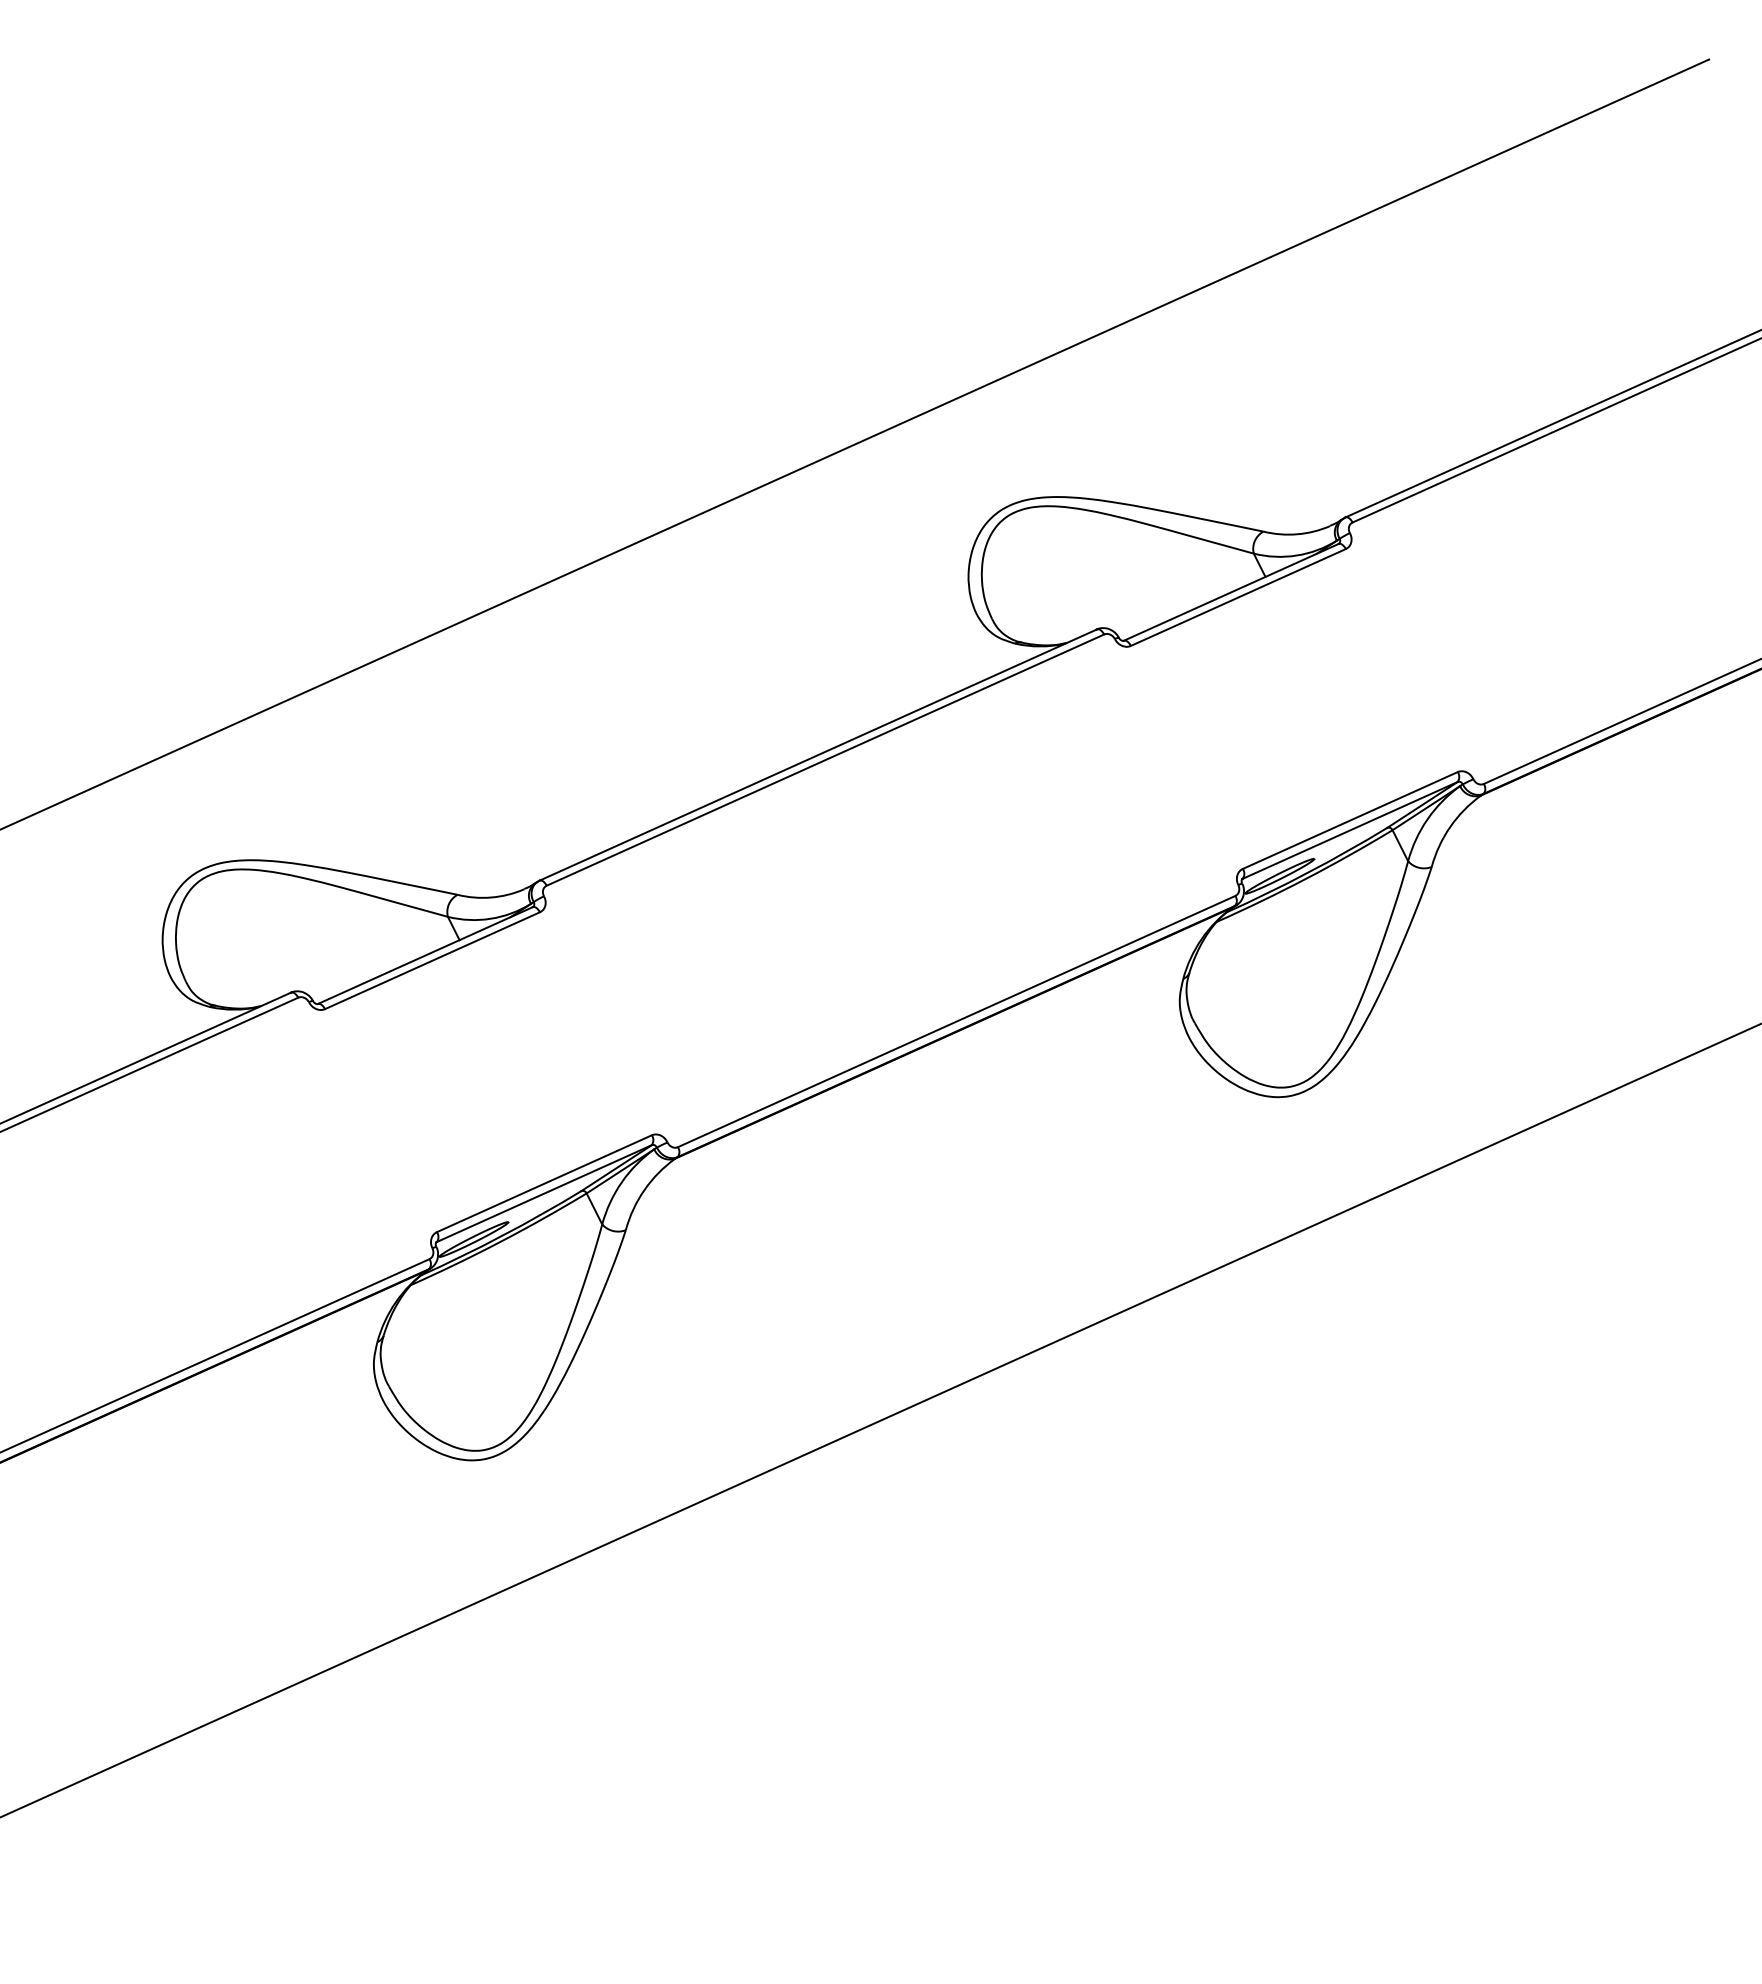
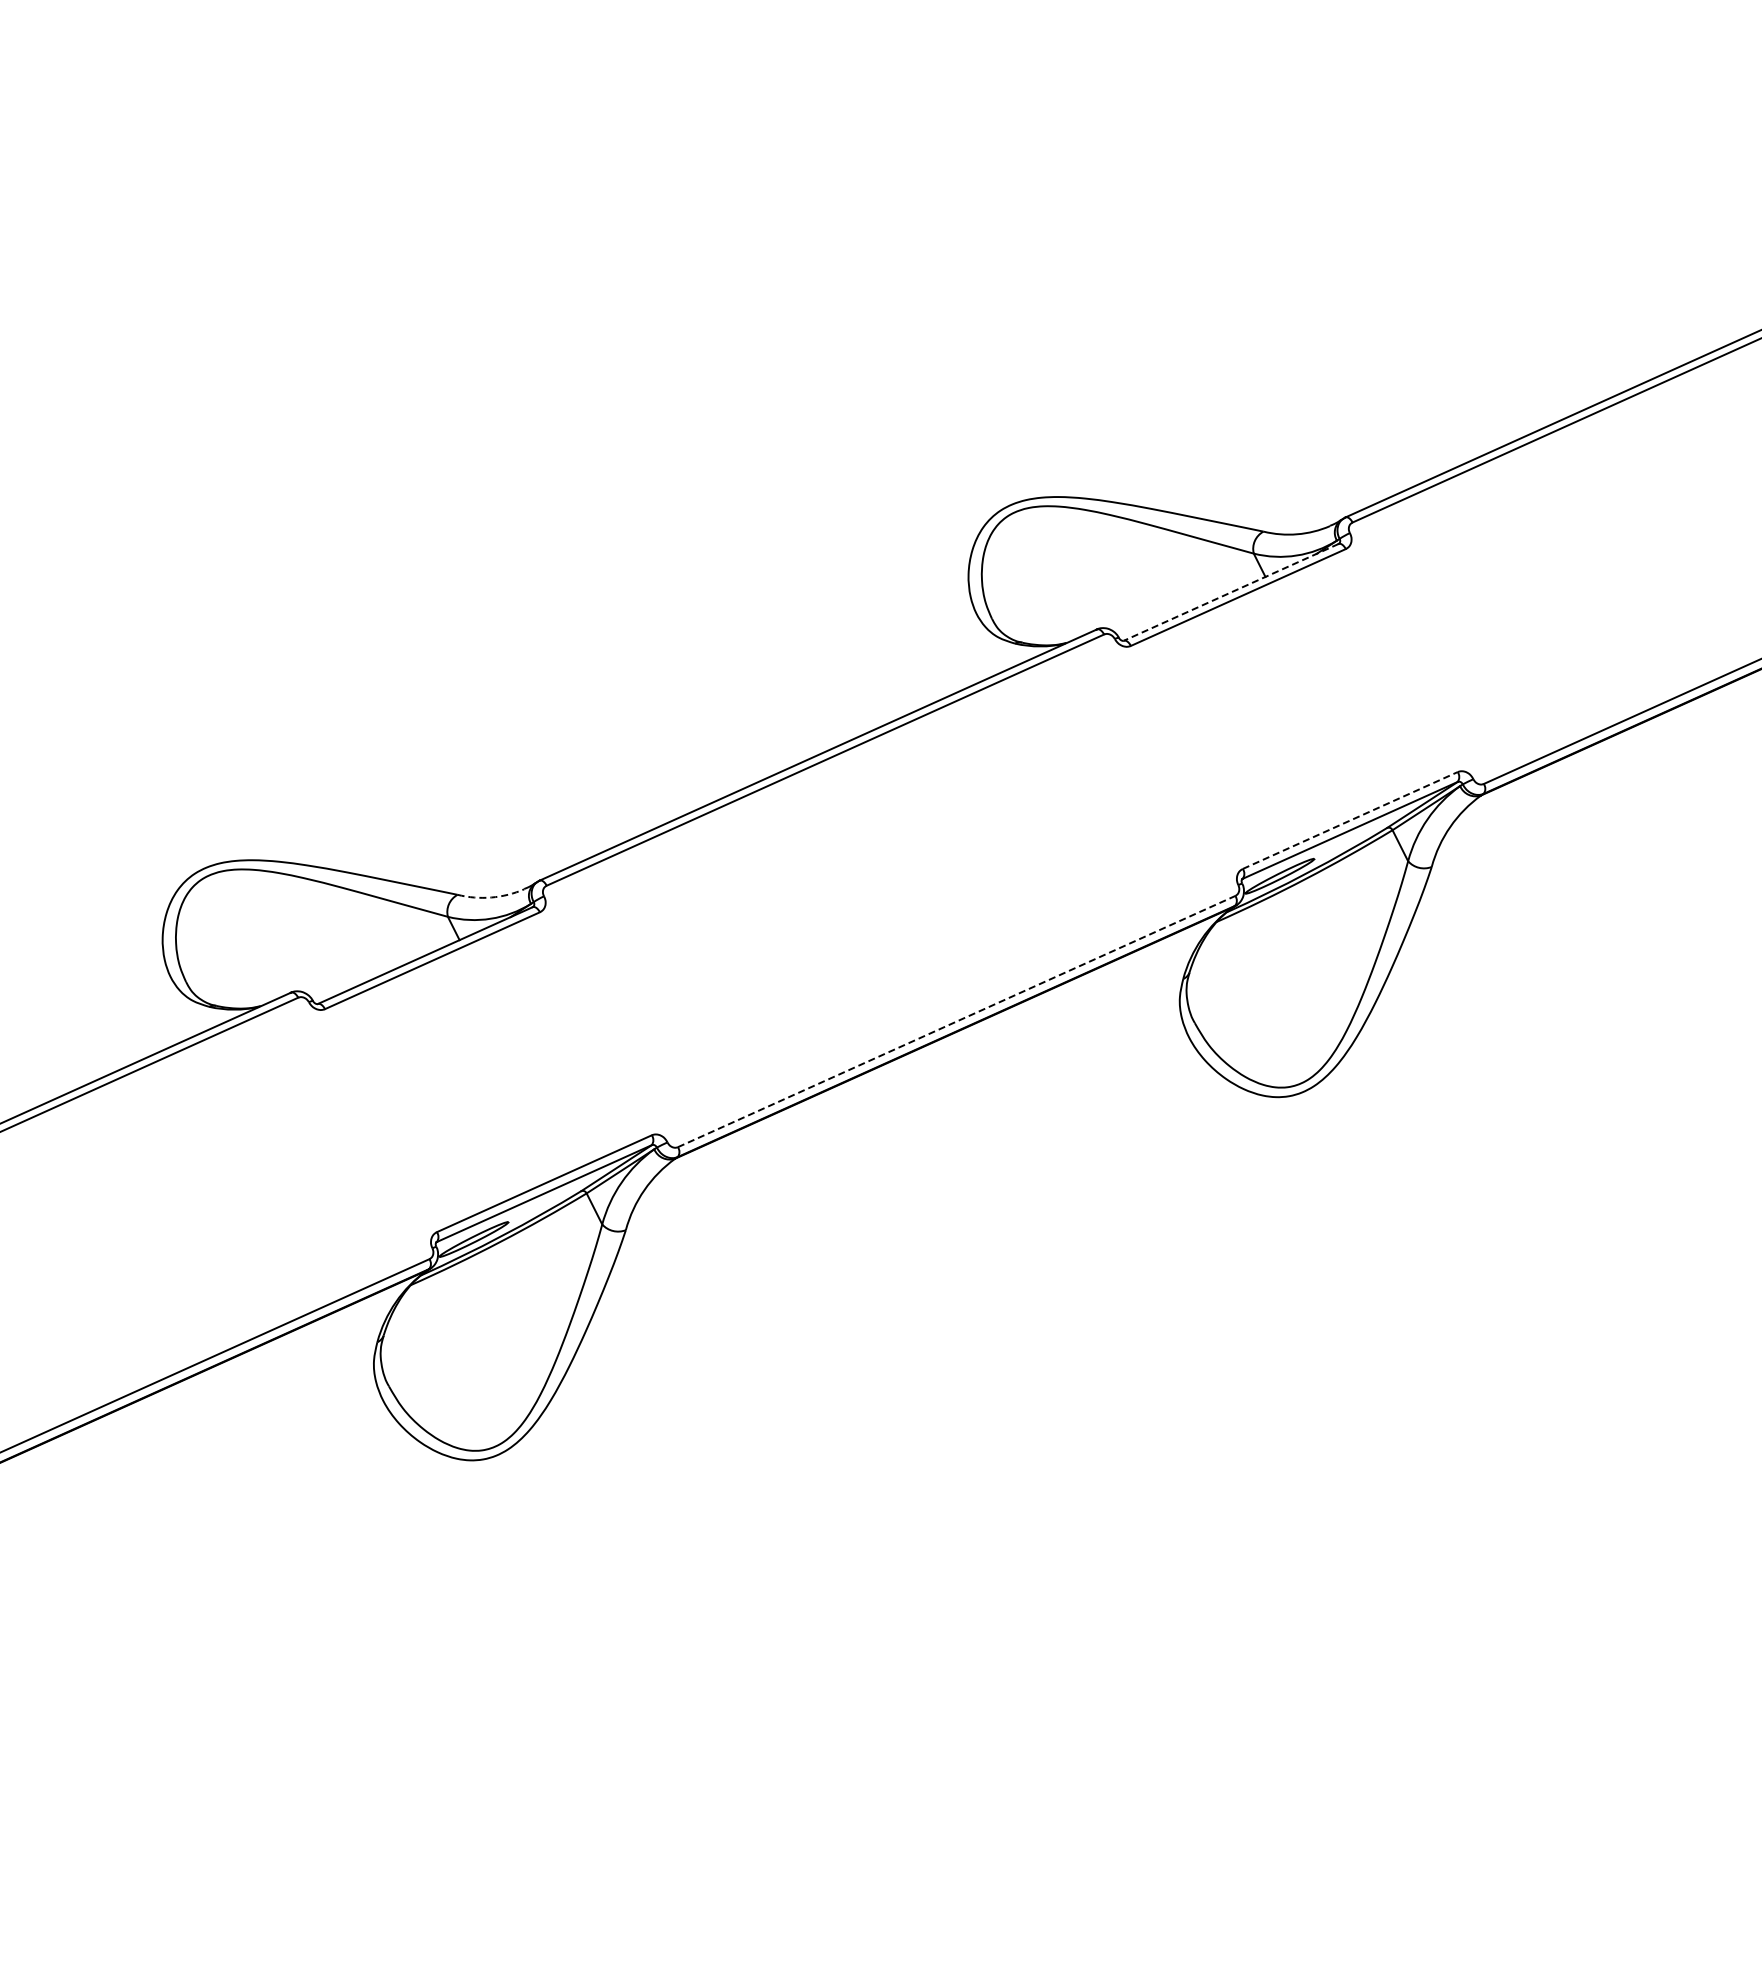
line: present -> none (855, 443)
line: solid -> dashed (1231, 592)
line: solid -> dashed (1350, 820)
arc: solid -> dashed (491, 897)
line: solid -> dashed (956, 1021)
line: present -> none (880, 1420)
